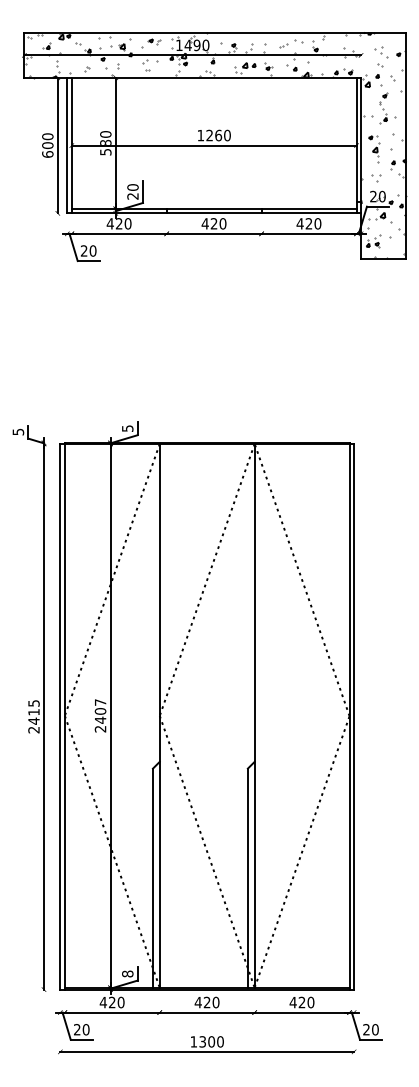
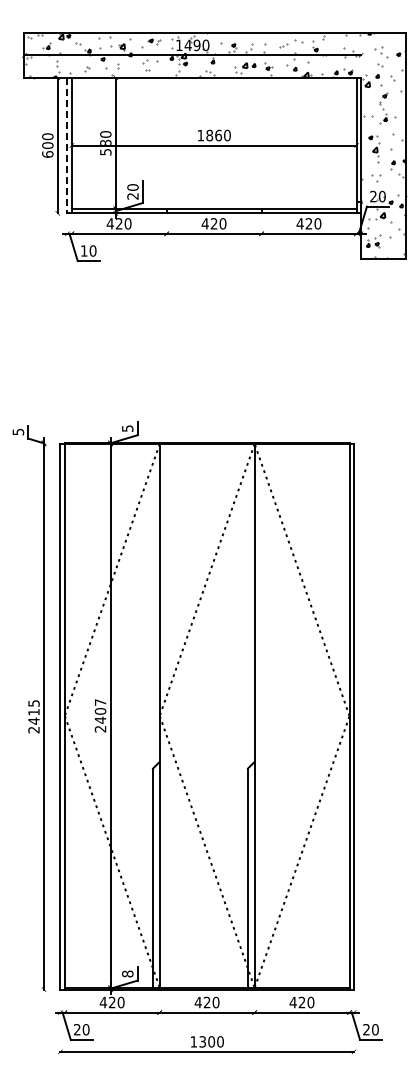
text: 1260 -> 1860 (209, 135)
line: solid -> dashed (67, 145)
text: 20 -> 10 (84, 250)
